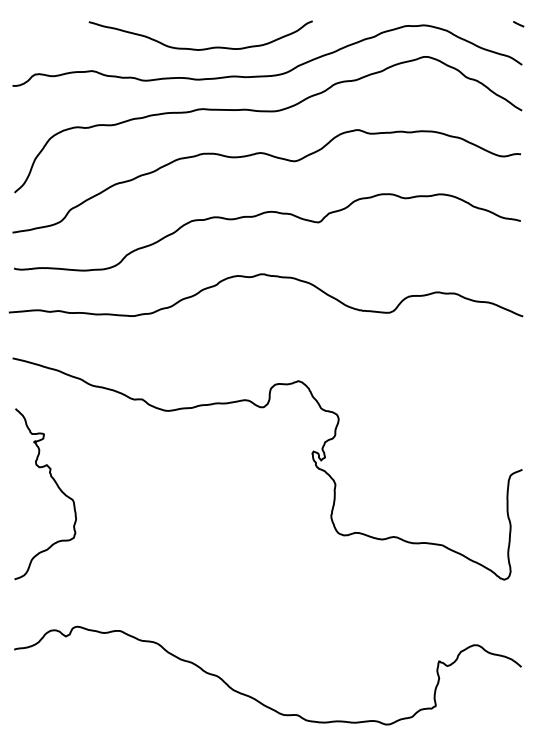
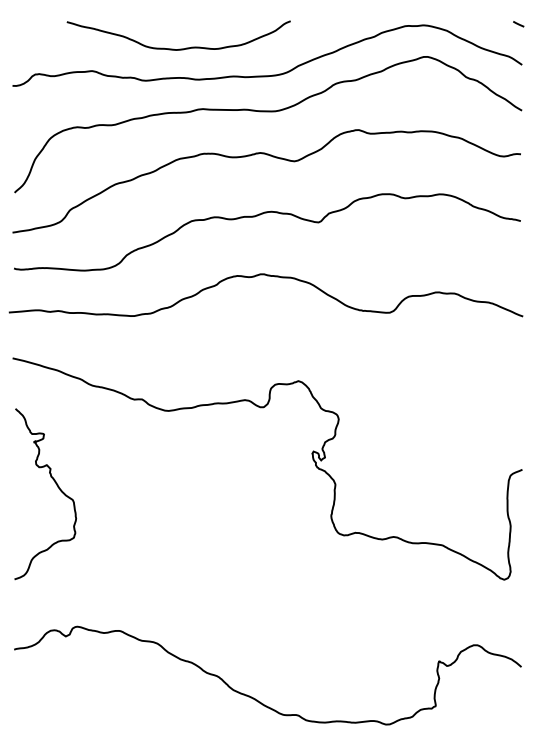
curve position: (201, 48) -> (179, 48) (179, 48)
